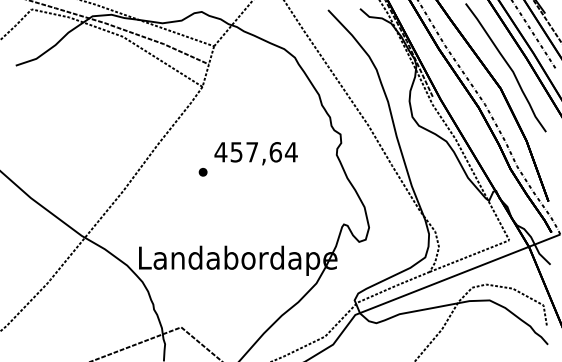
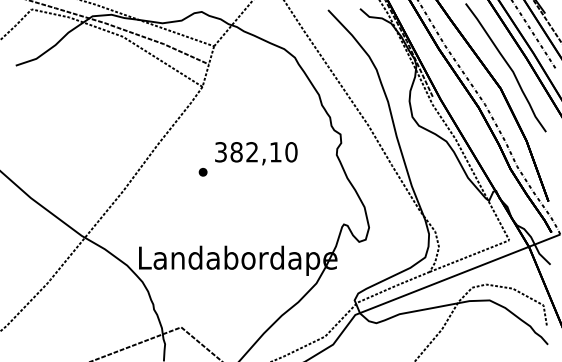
text: 457,64 -> 382,10 (255, 152)
